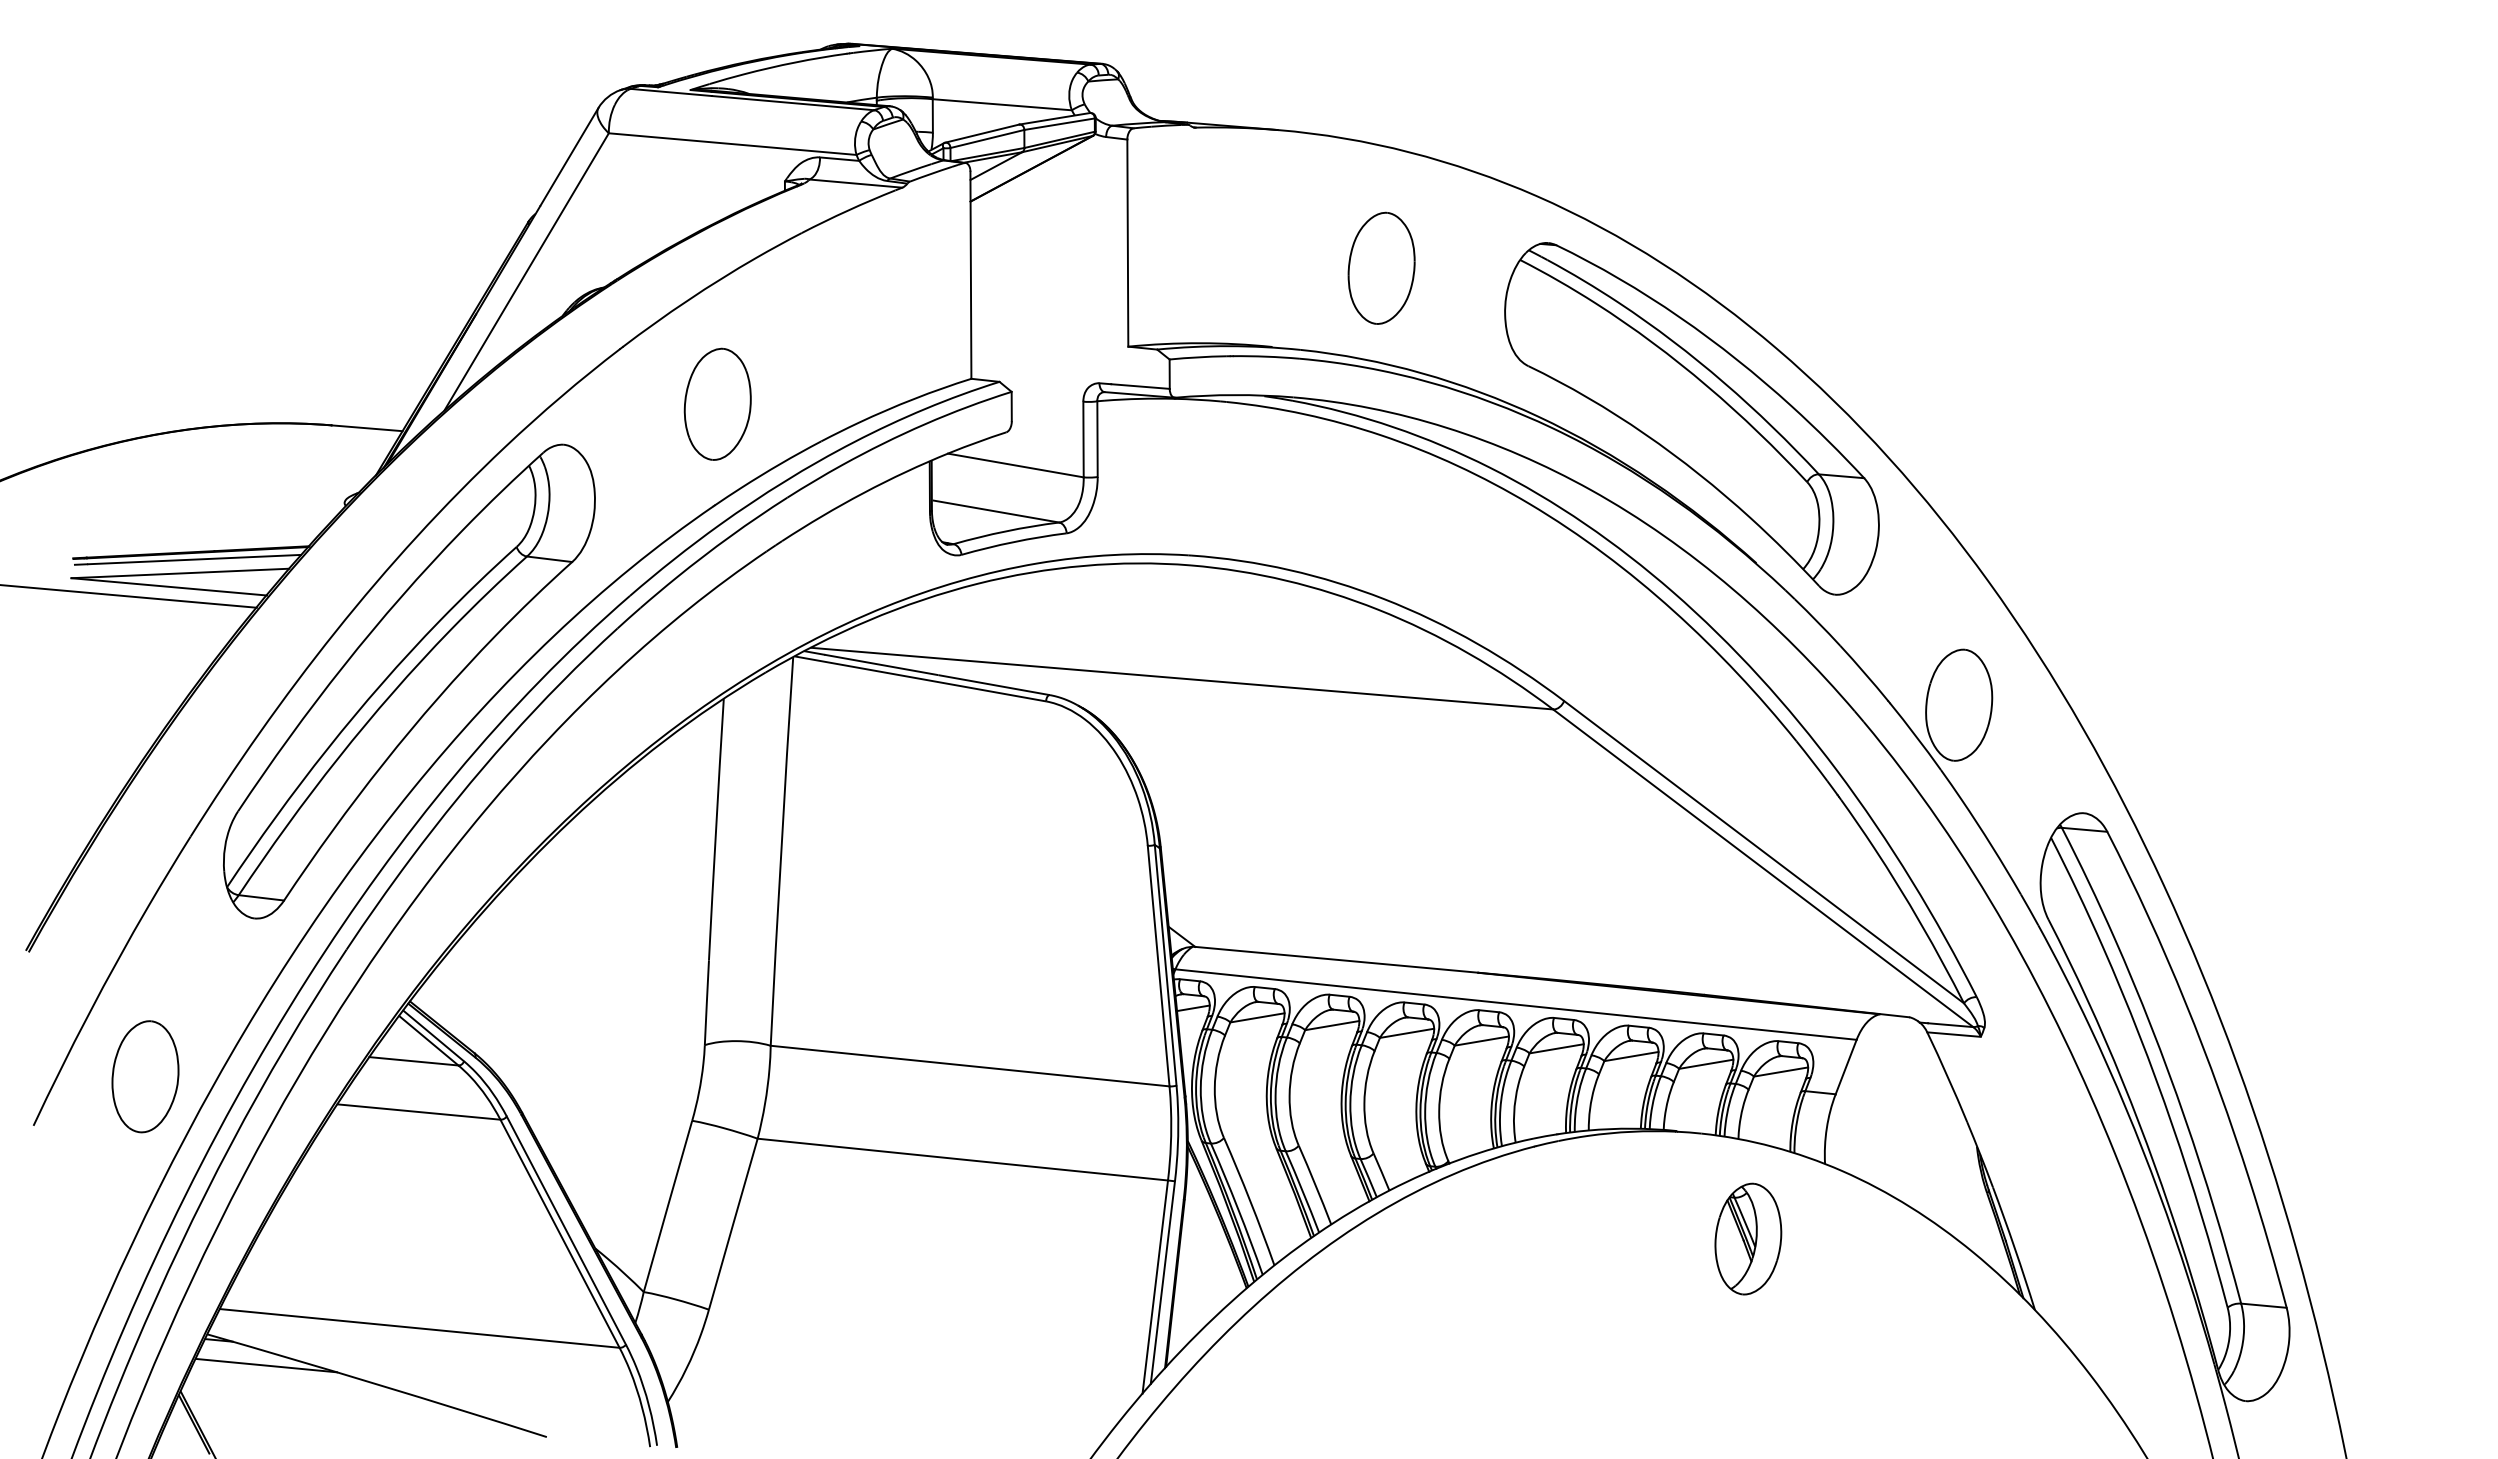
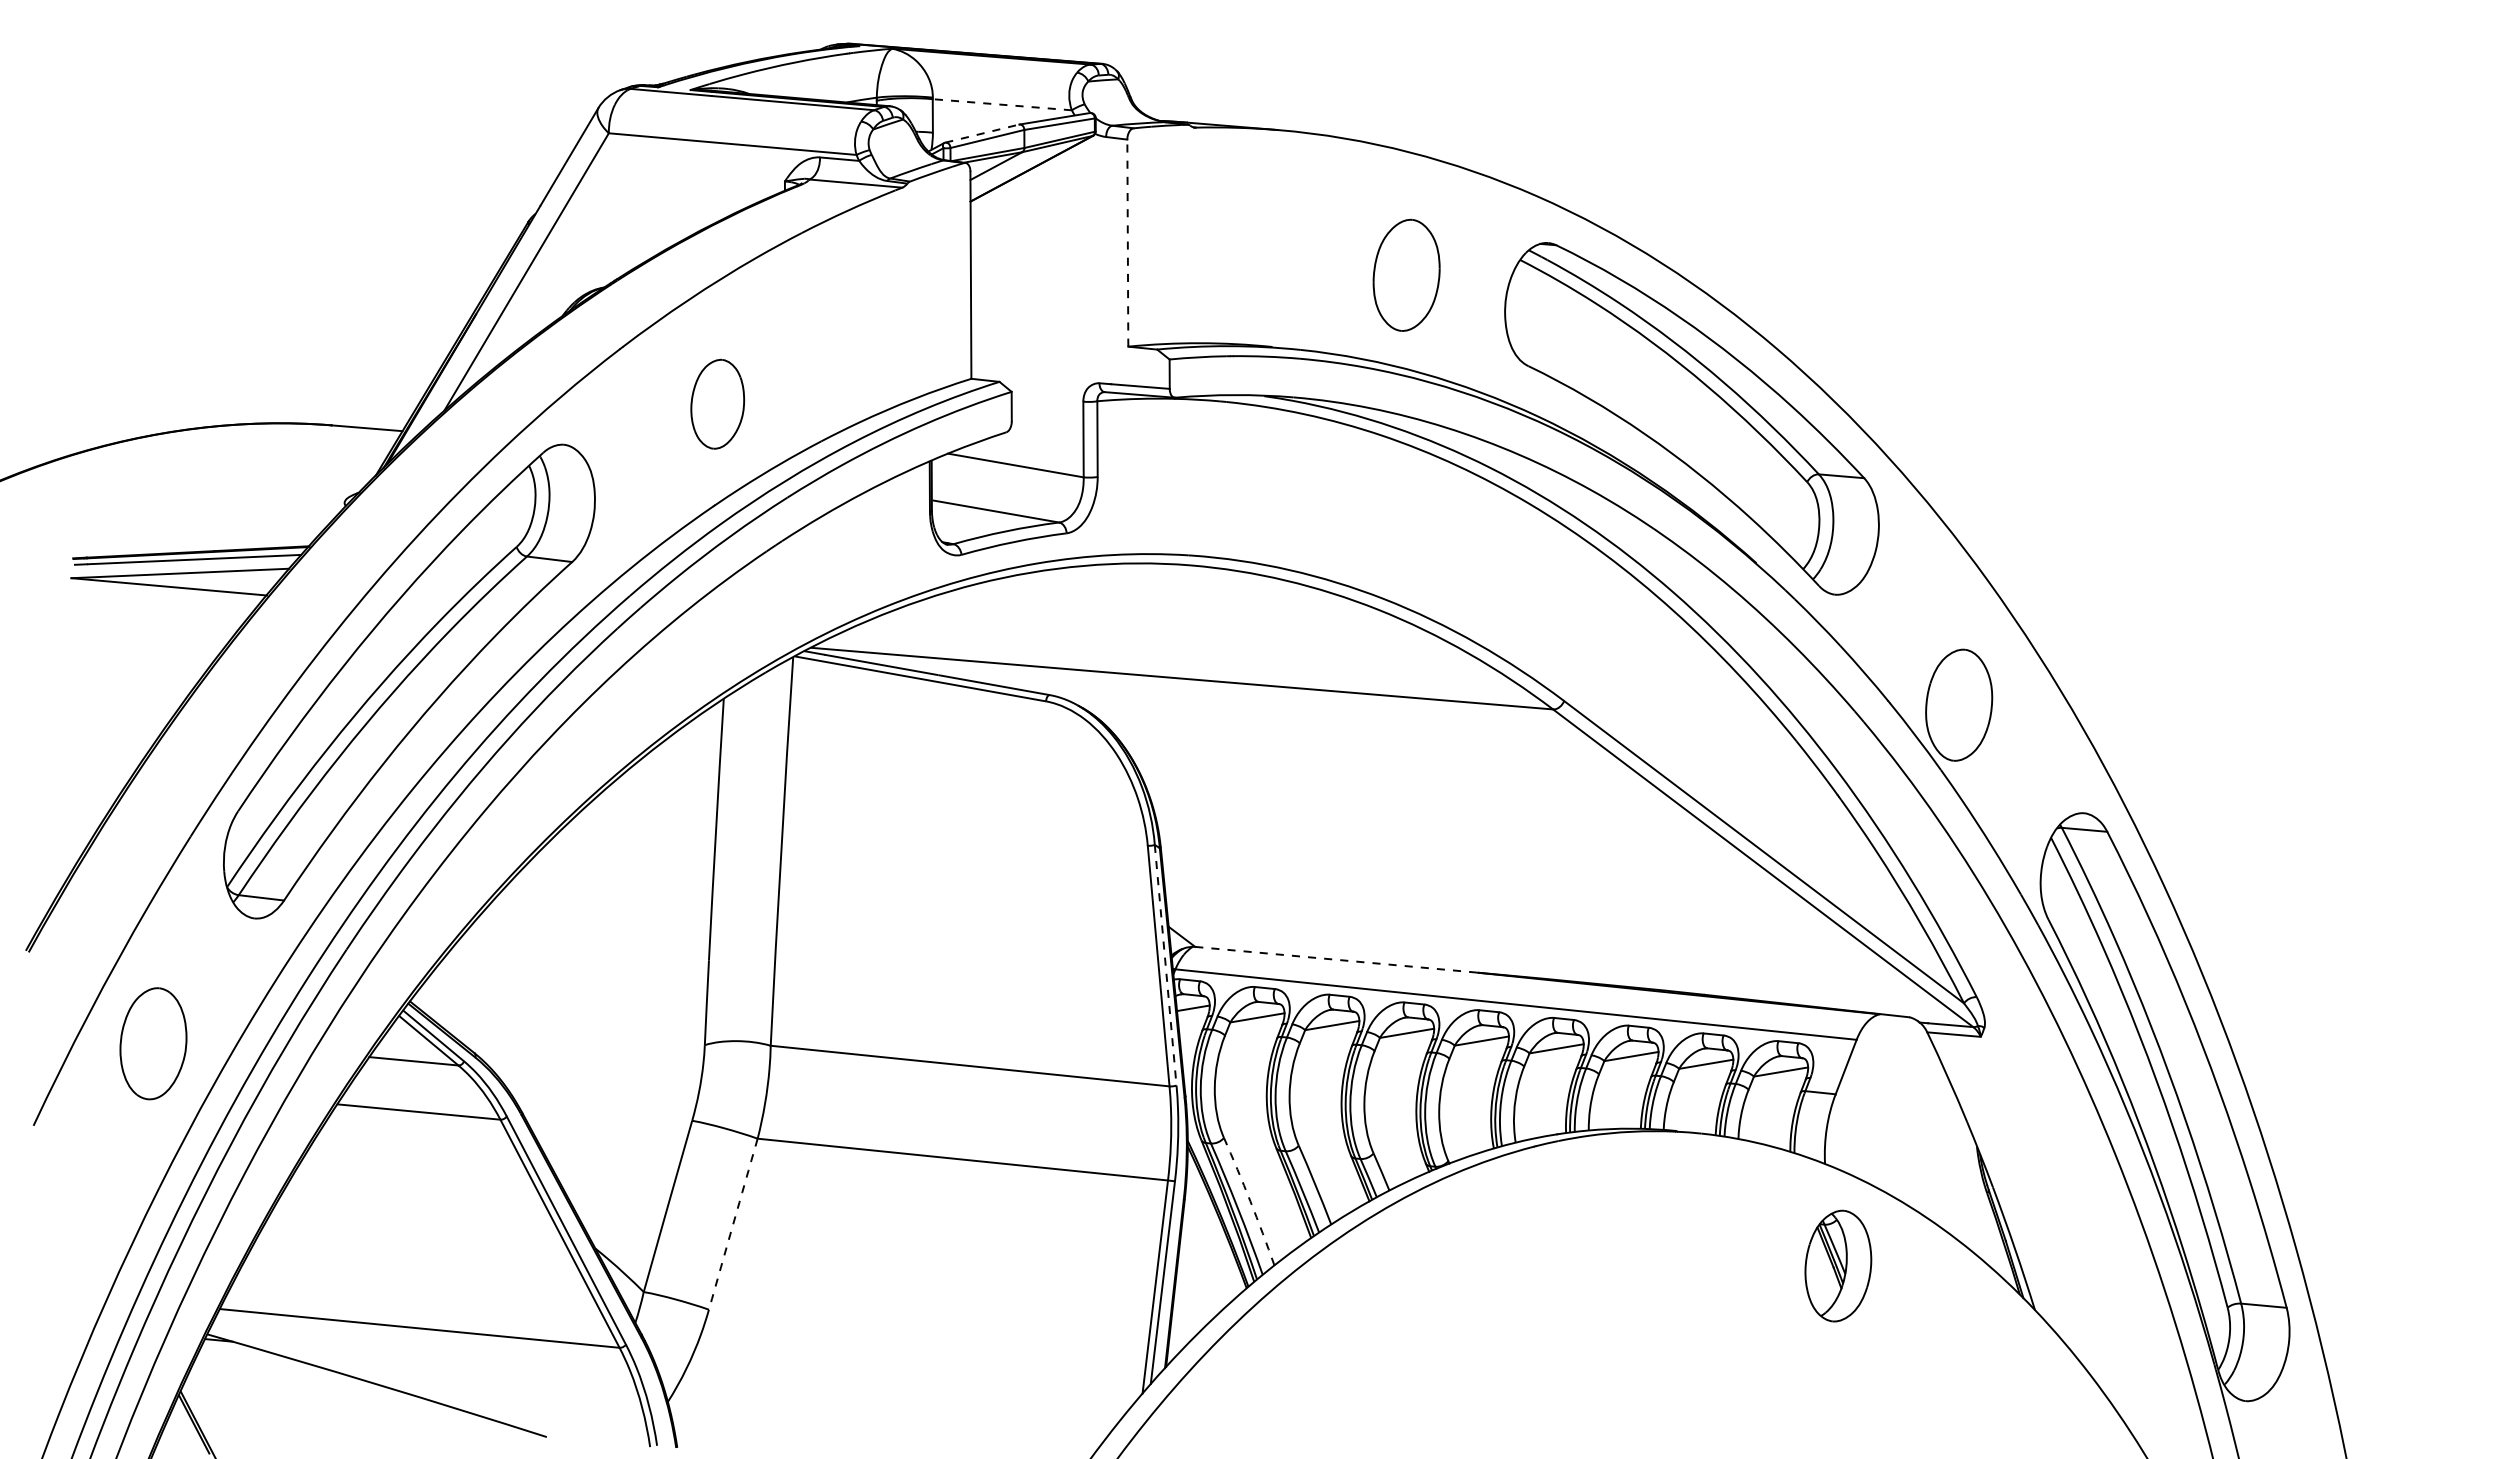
line: solid -> dashed (1002, 104)
line: solid -> dashed (982, 133)
line: solid -> dashed (1127, 243)
part position: (1381, 267) -> (1406, 274) (1406, 274)
part size: 69x114 px -> 56x92 px (717, 403)
line: present -> none (129, 596)
line: solid -> dashed (1336, 959)
line: solid -> dashed (1165, 965)
part position: (145, 1076) -> (153, 1043) (153, 1043)
arc: solid -> dashed (1250, 1201)
arc: solid -> dashed (733, 1224)
part position: (1748, 1238) -> (1838, 1265) (1838, 1265)
line: present -> none (266, 1365)
